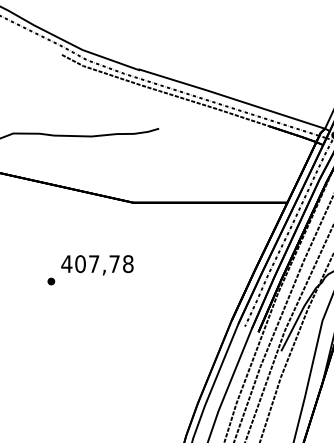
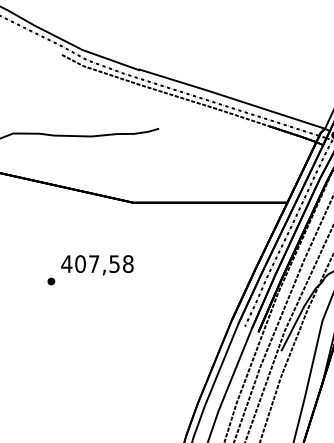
text: 407,78 -> 407,58 (114, 264)
